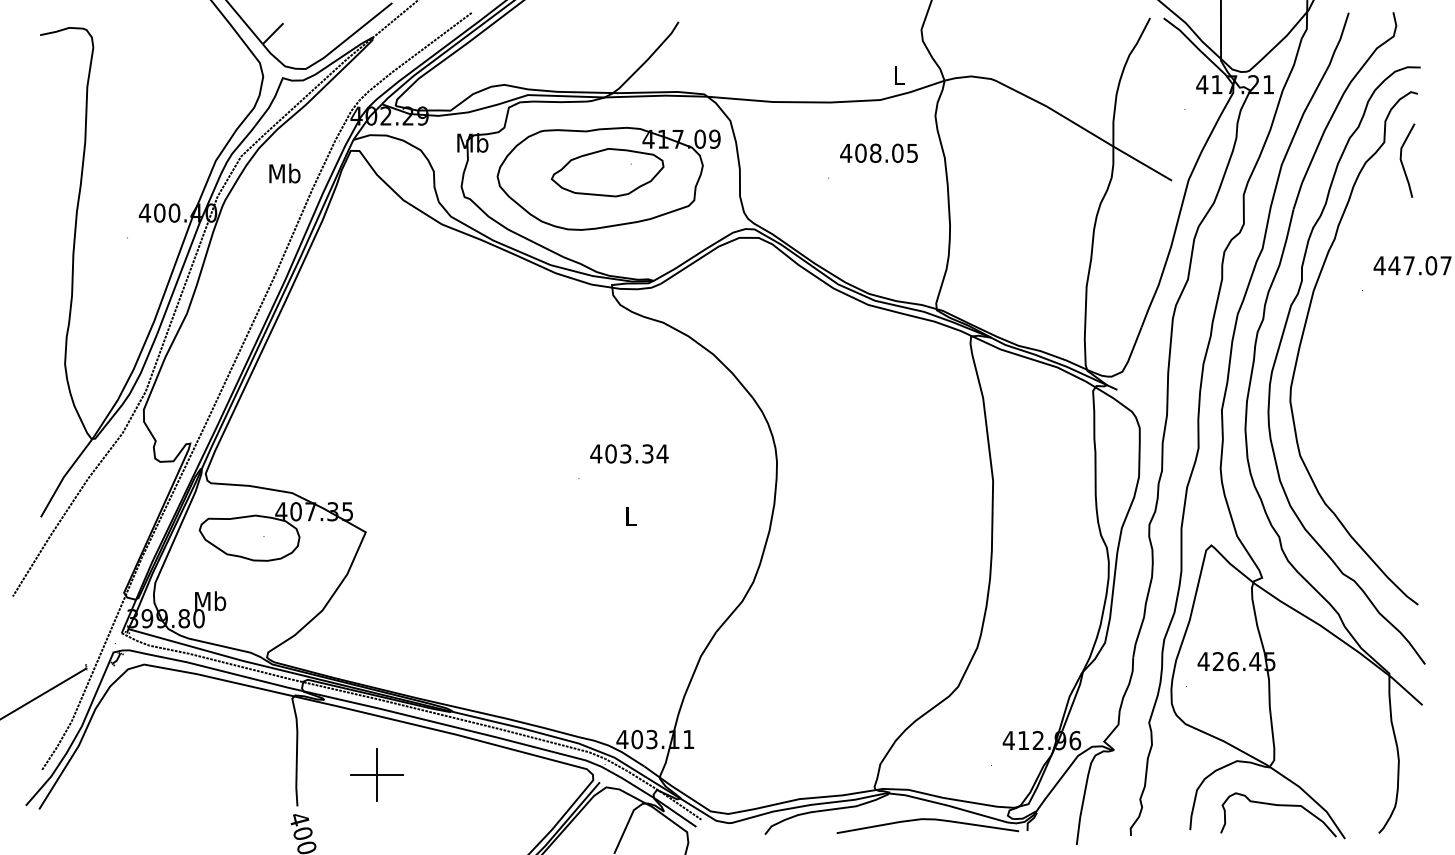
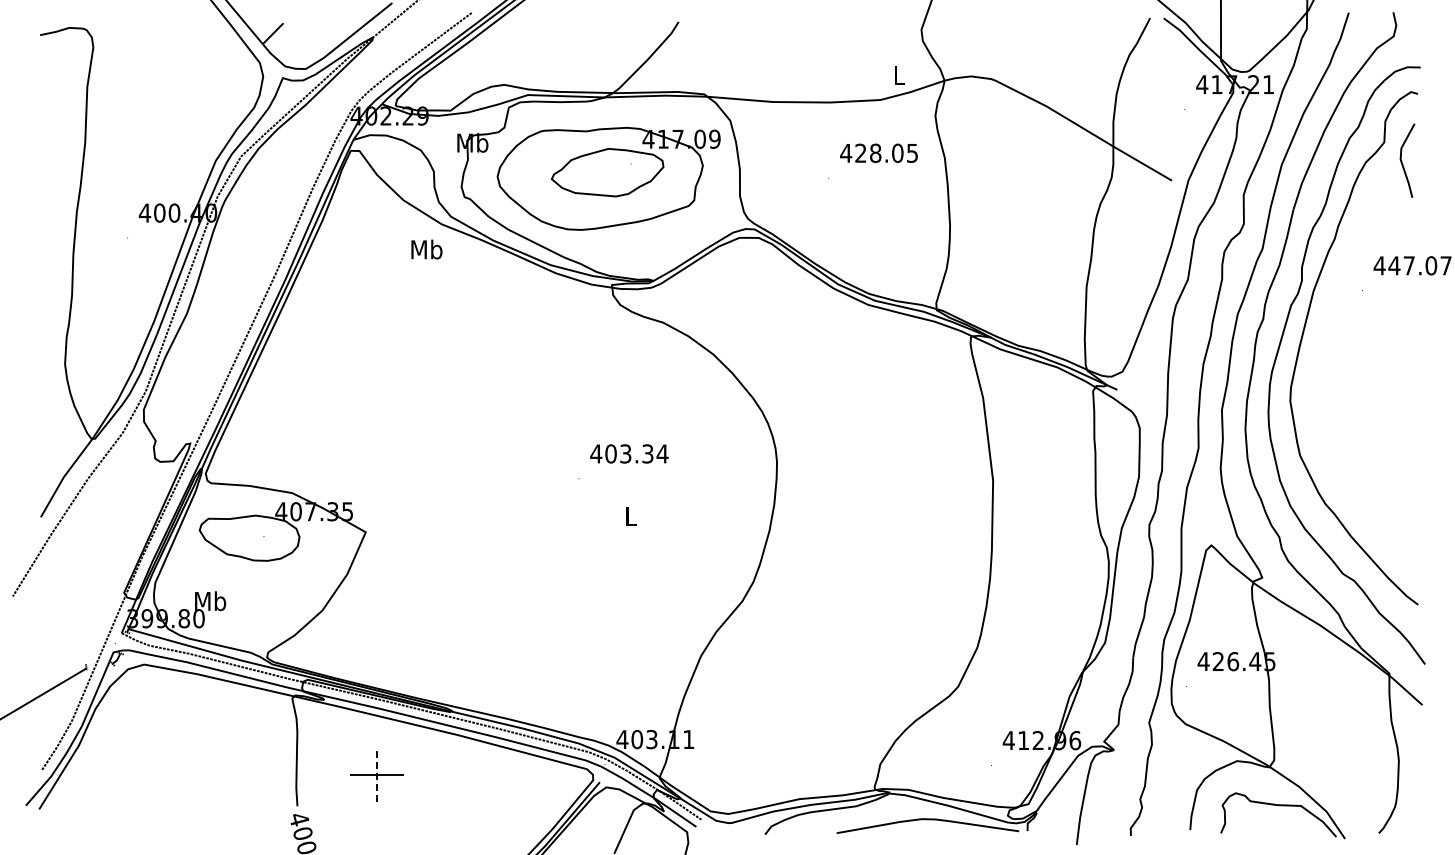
text: 408.05 -> 428.05 (860, 152)
text position: (284, 173) -> (426, 249) (426, 249)
line: solid -> dashed (376, 774)
